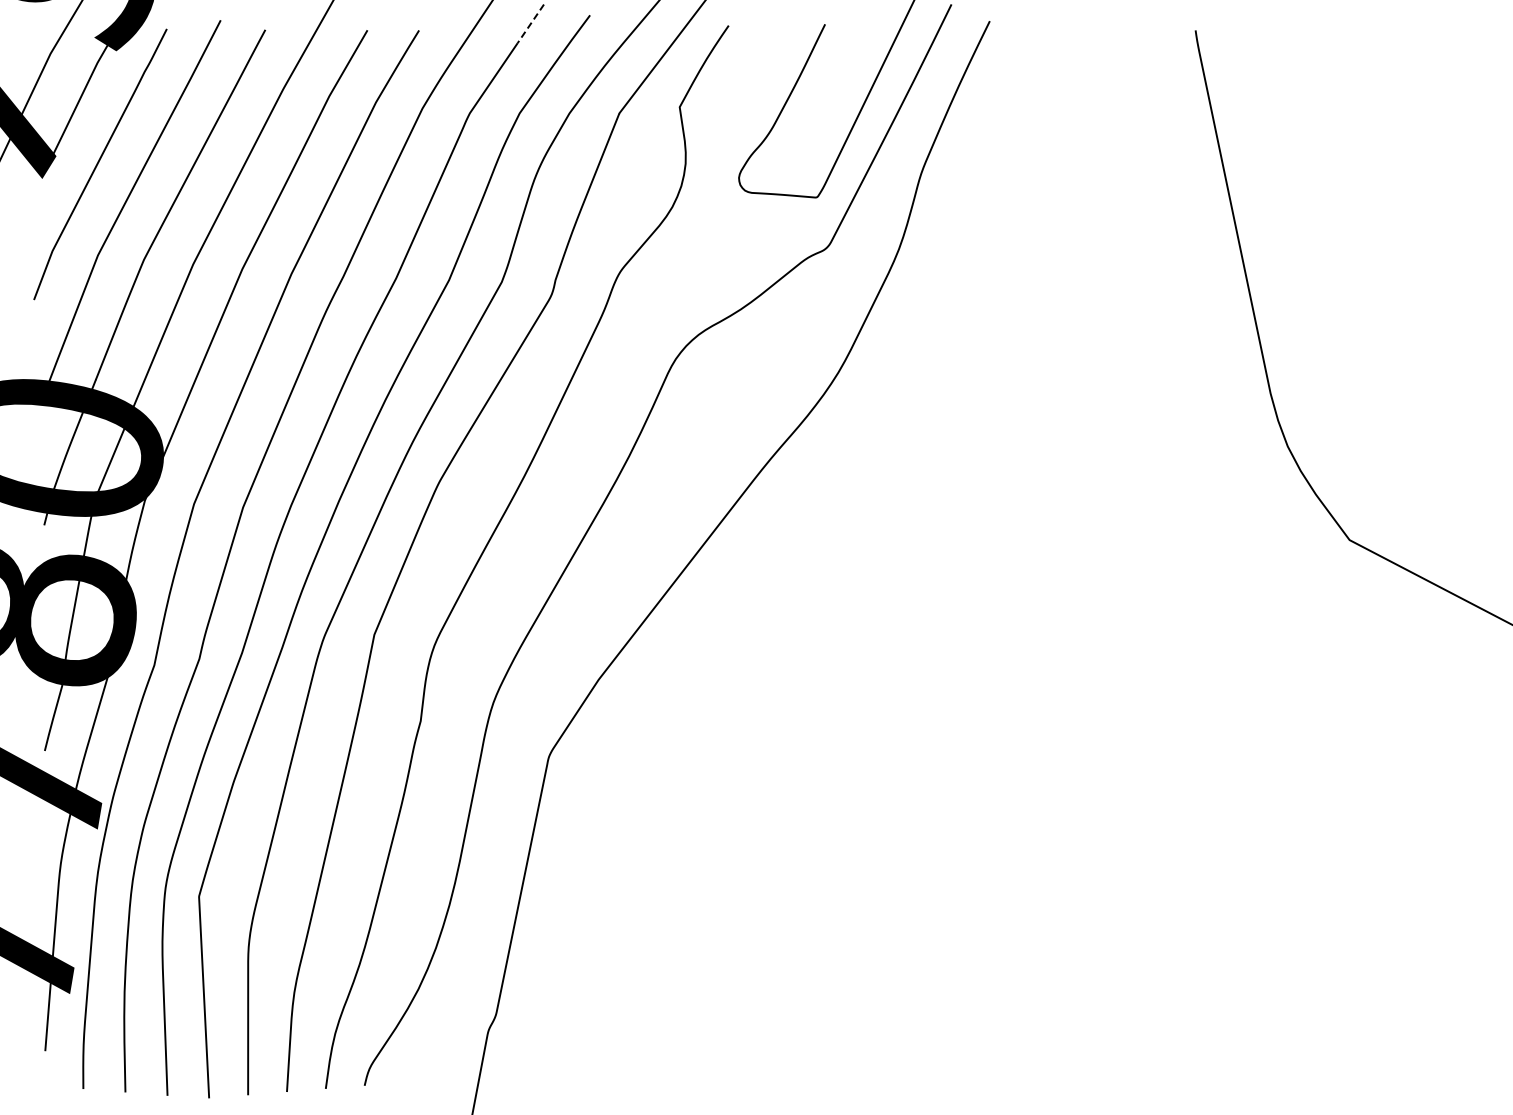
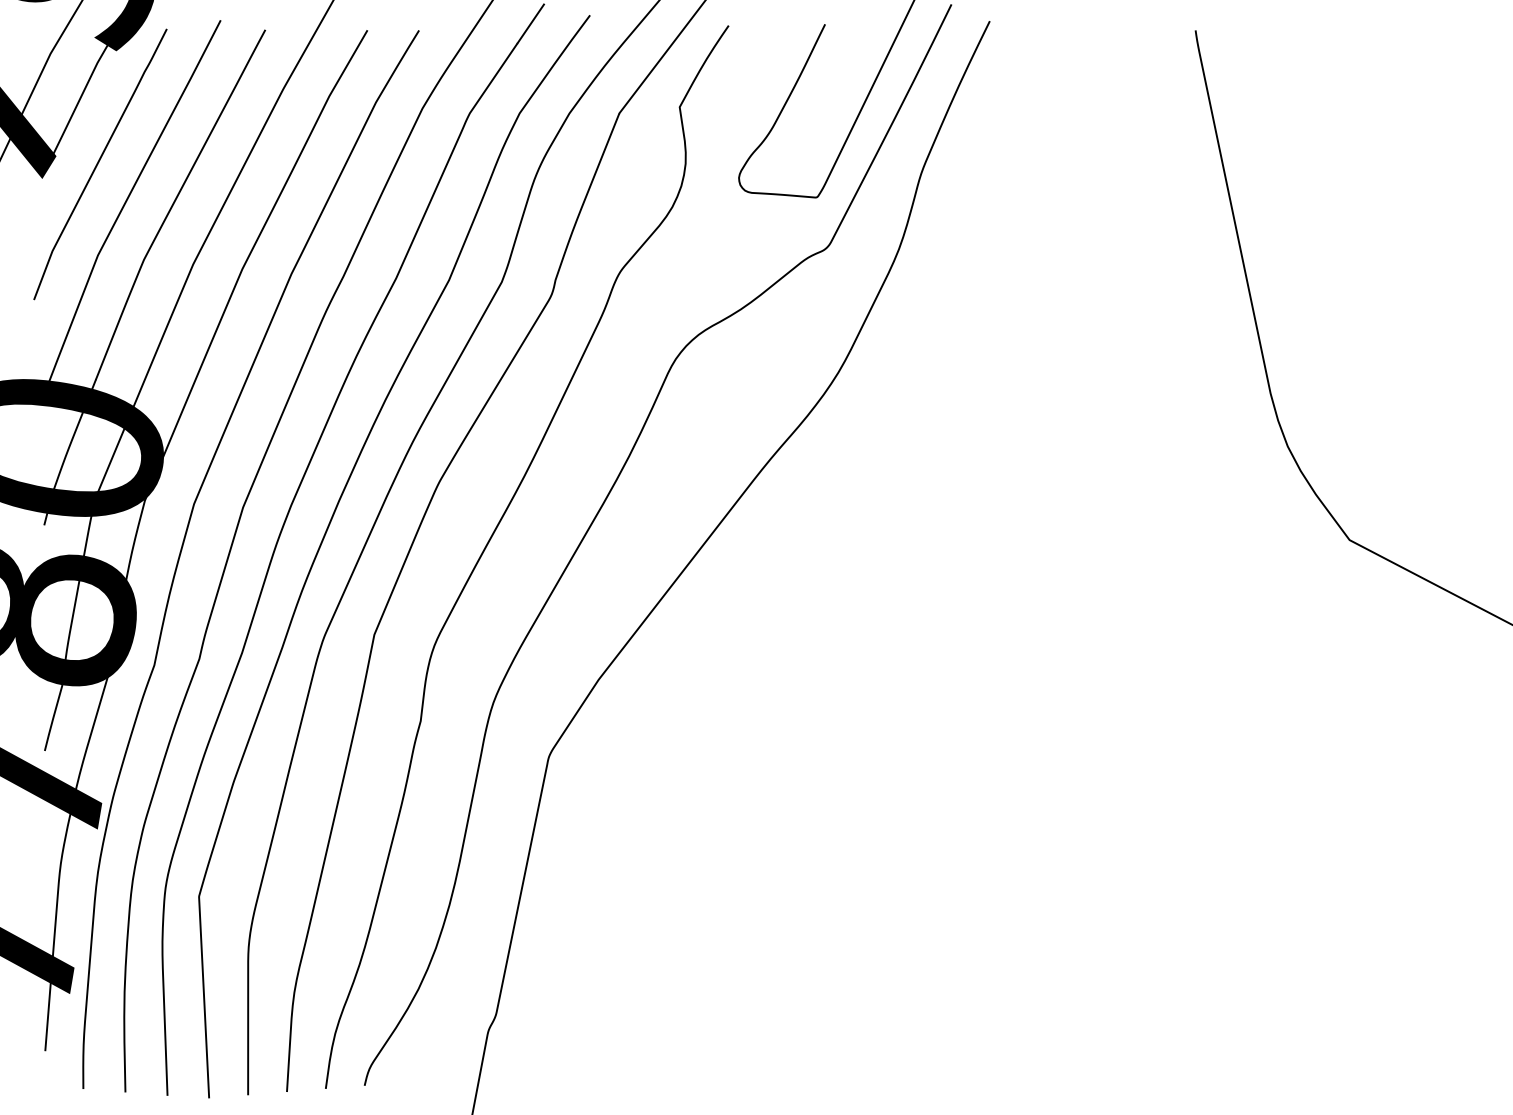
line: dashed -> solid (530, 24)
